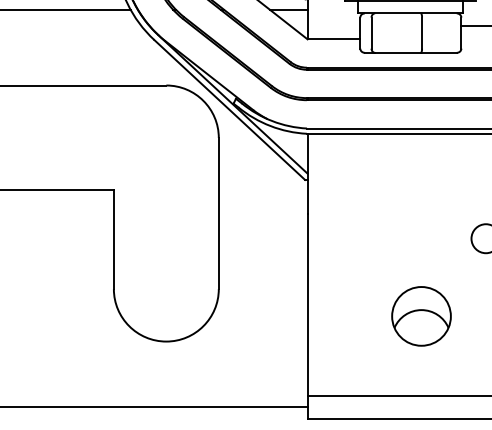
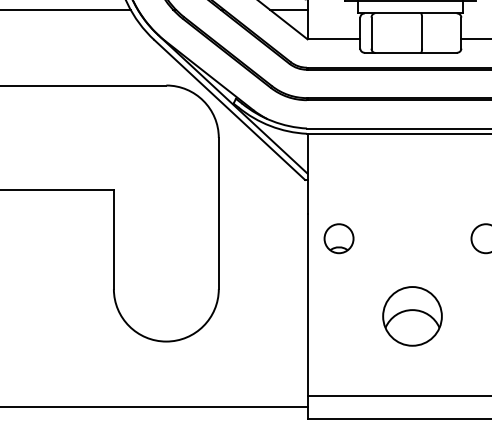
line position: (474, 26) -> (474, 39) (474, 39)
part: none -> present (338, 238)
part position: (421, 316) -> (412, 316) (412, 316)
